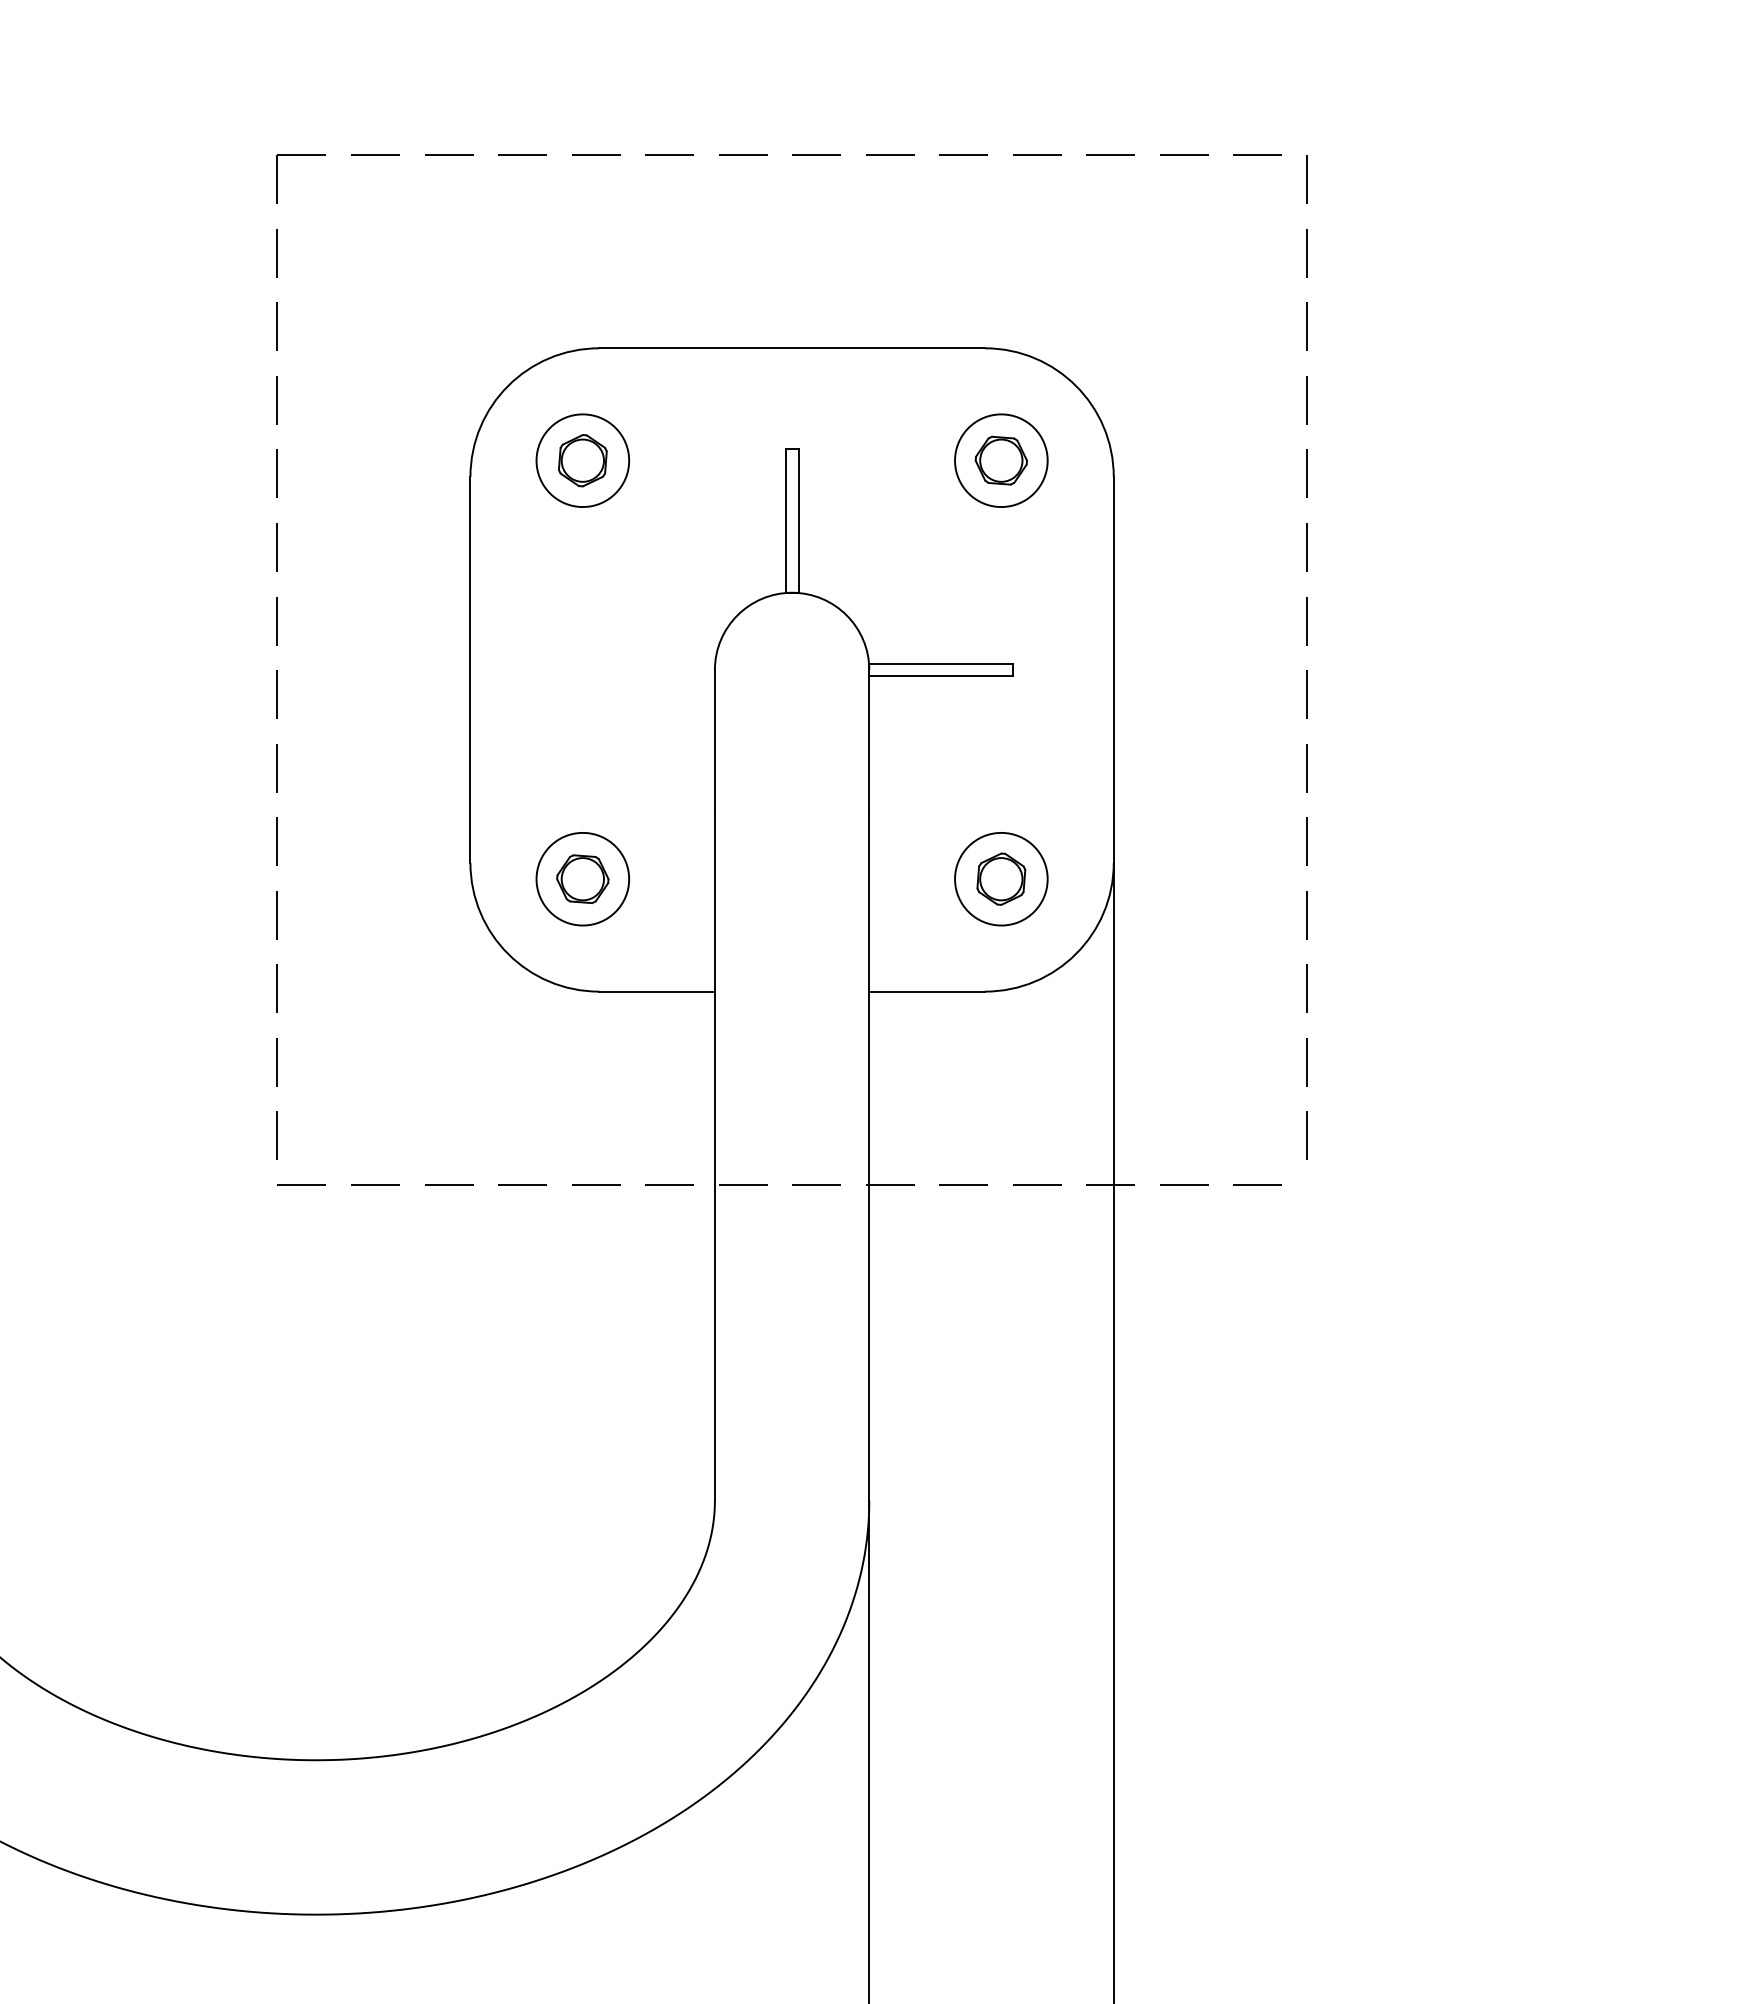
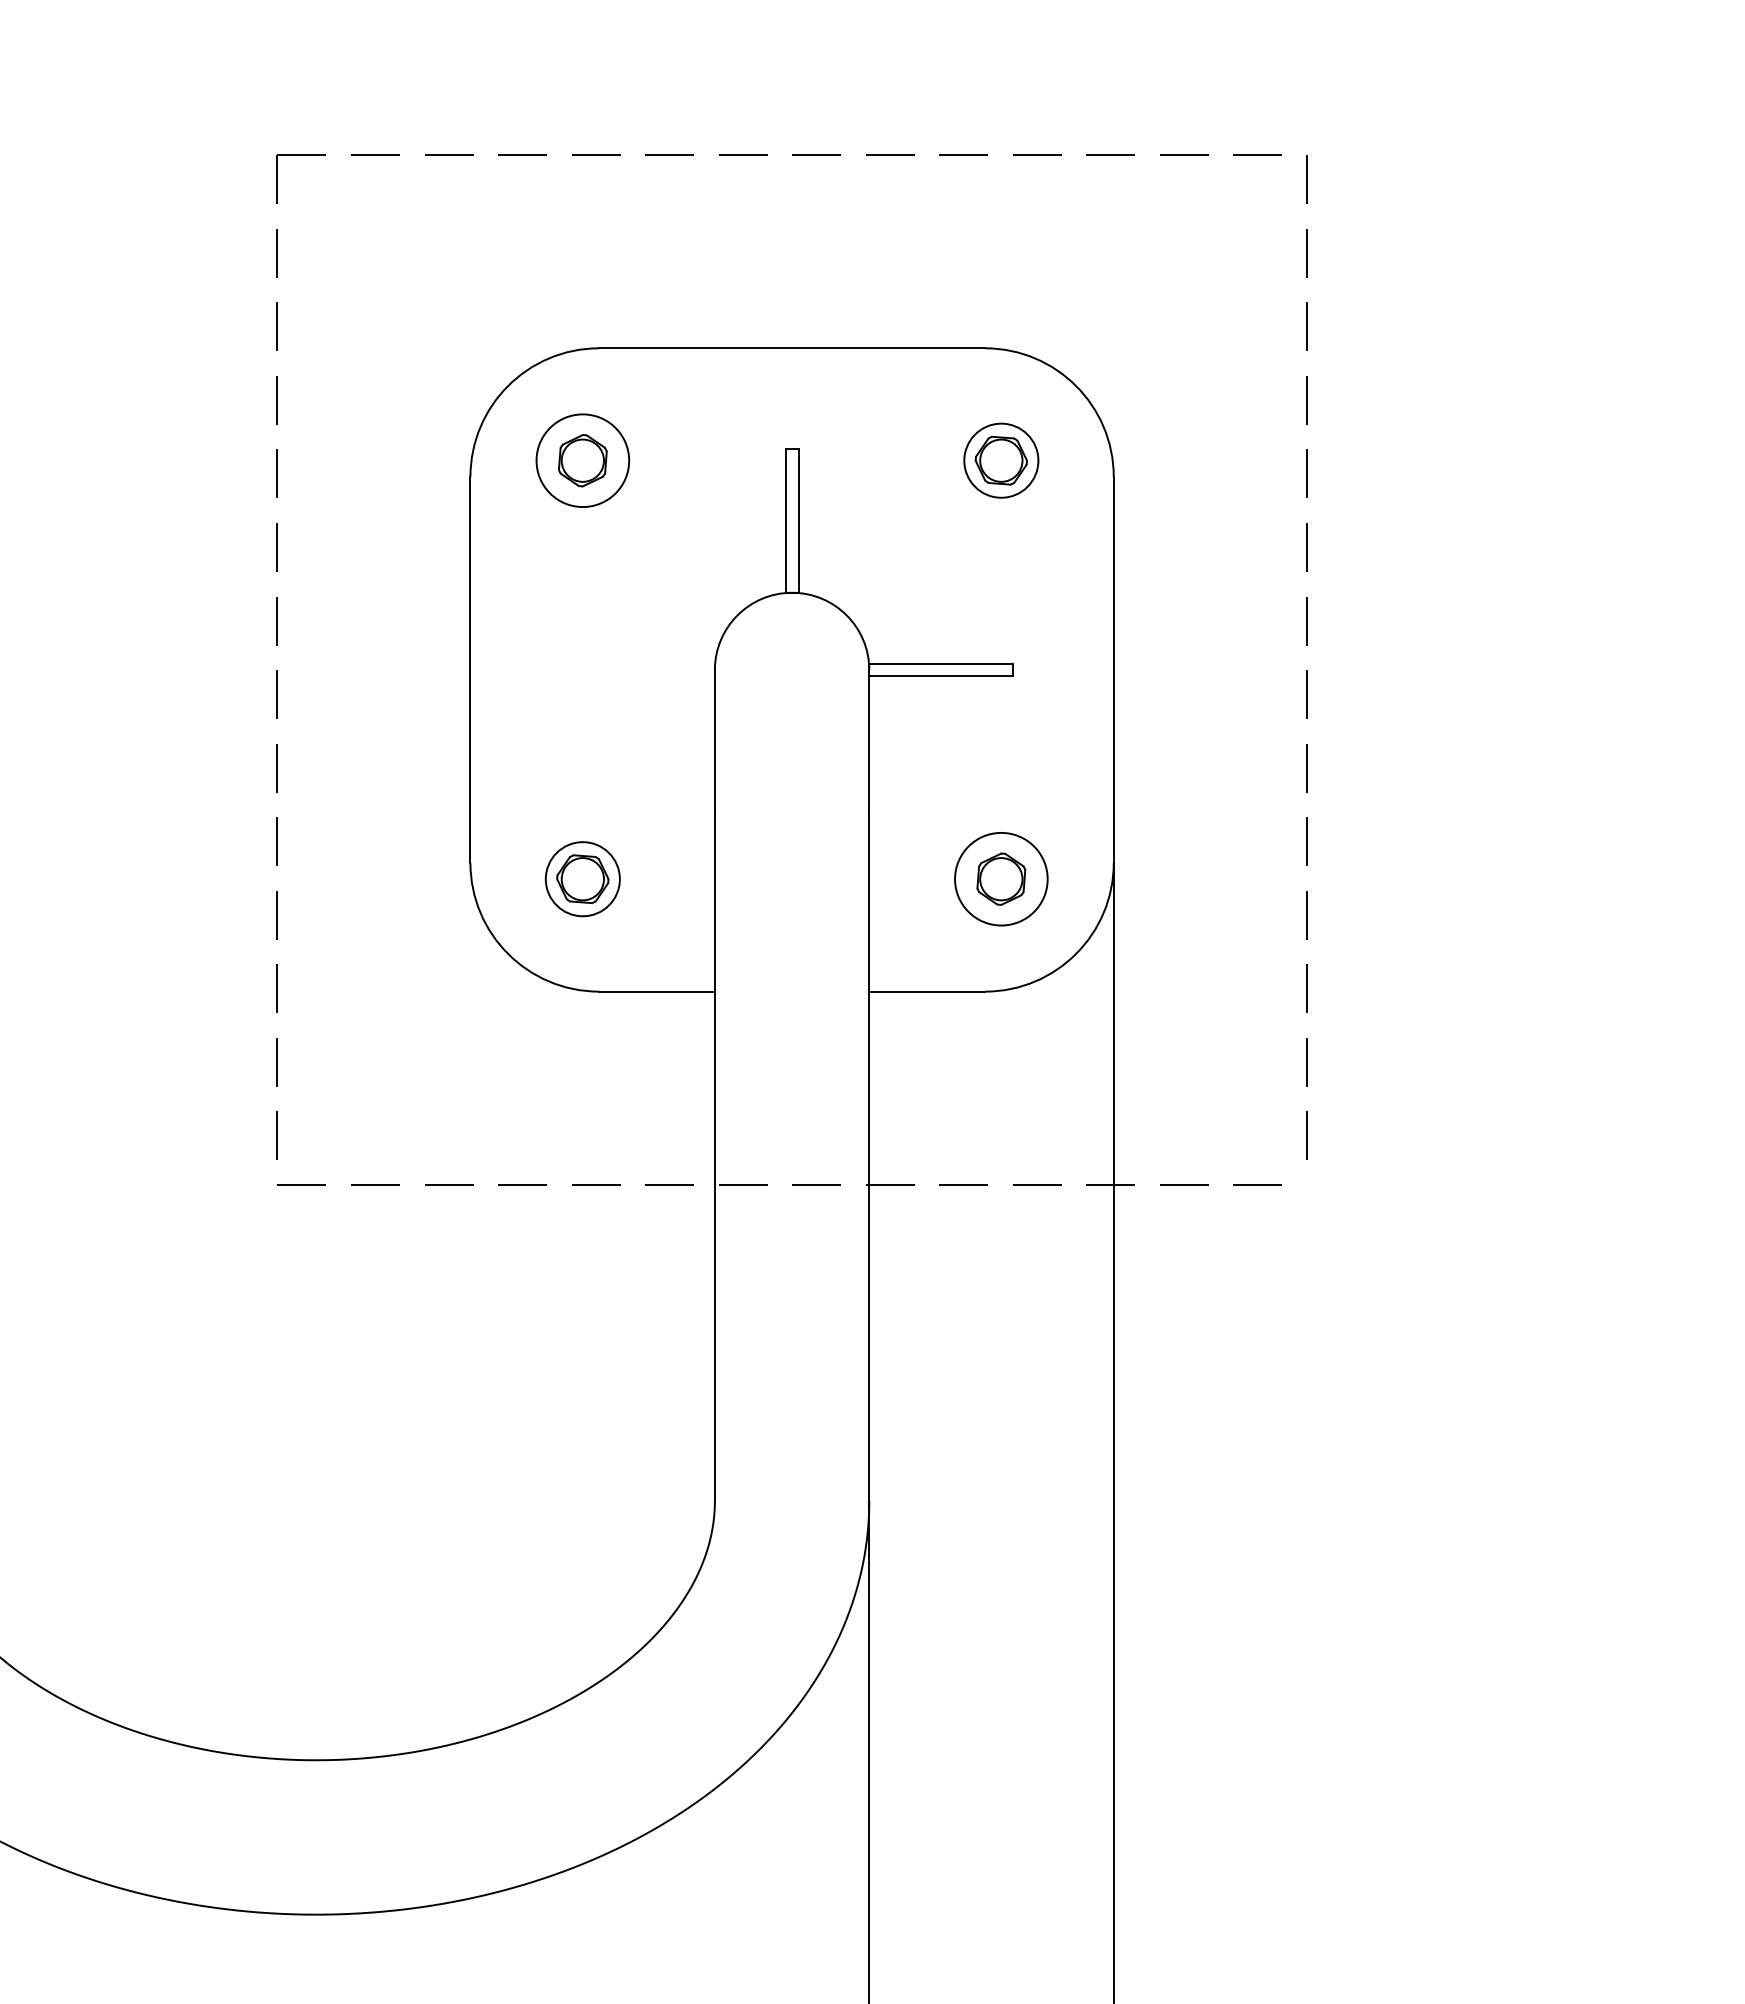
circle diameter: 93 px -> 74 px (1001, 460)
circle diameter: 93 px -> 74 px (582, 879)
